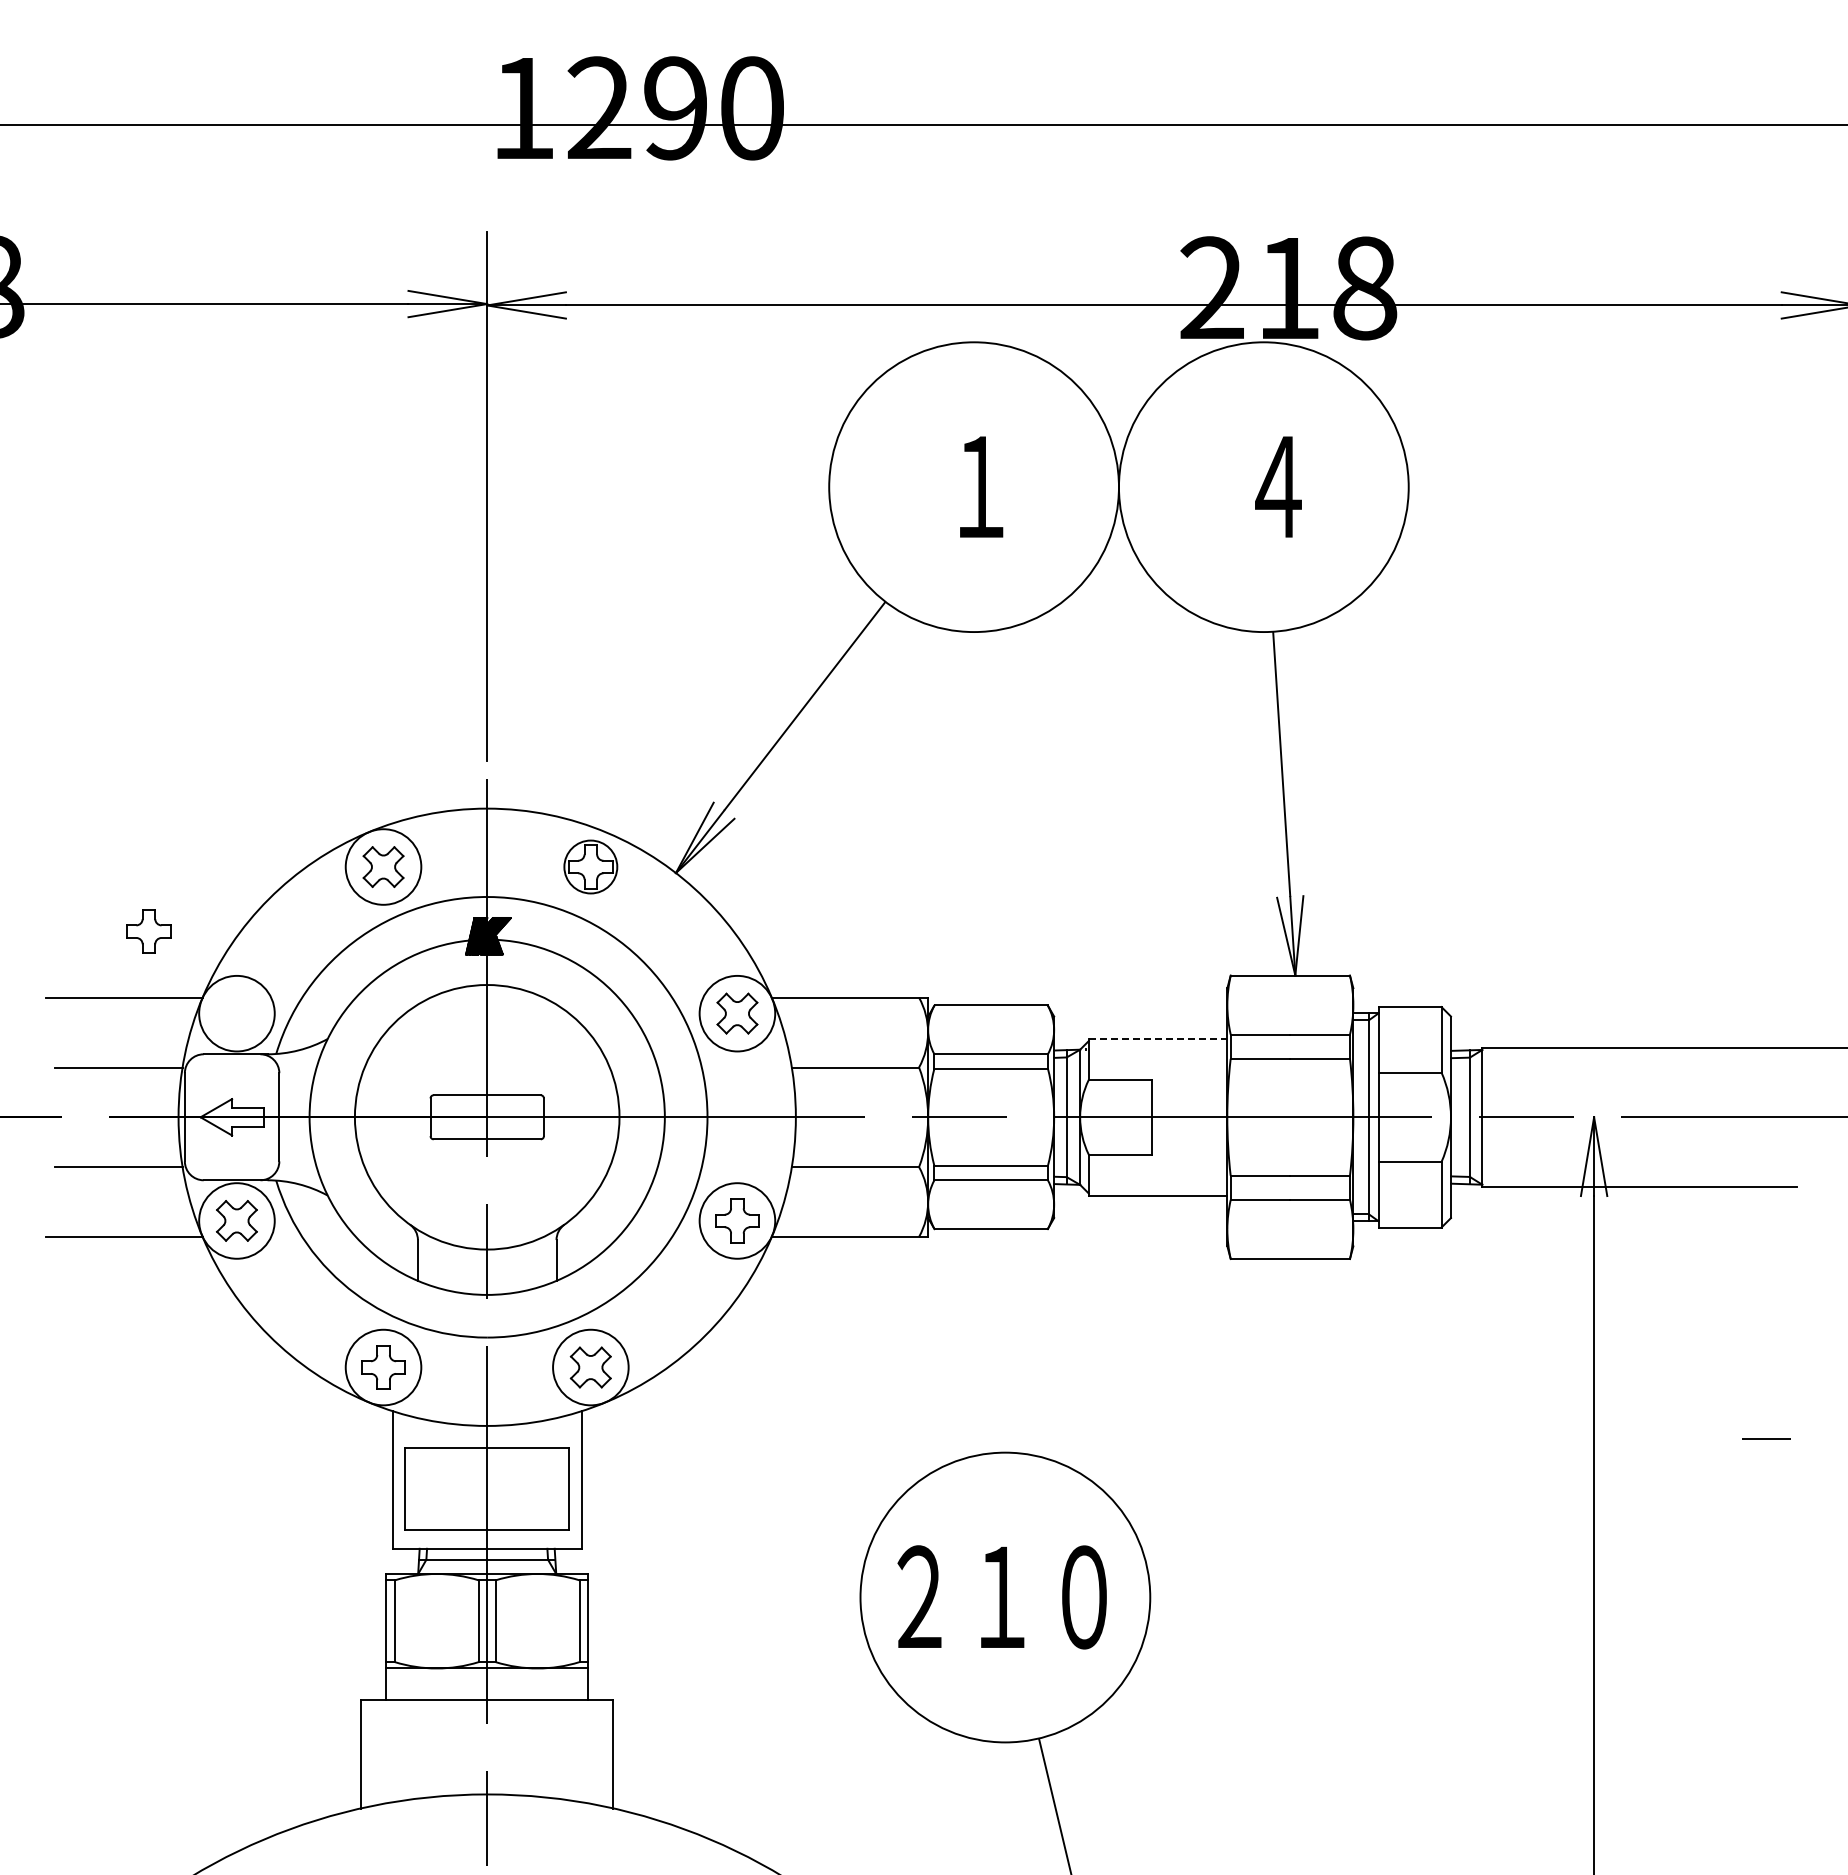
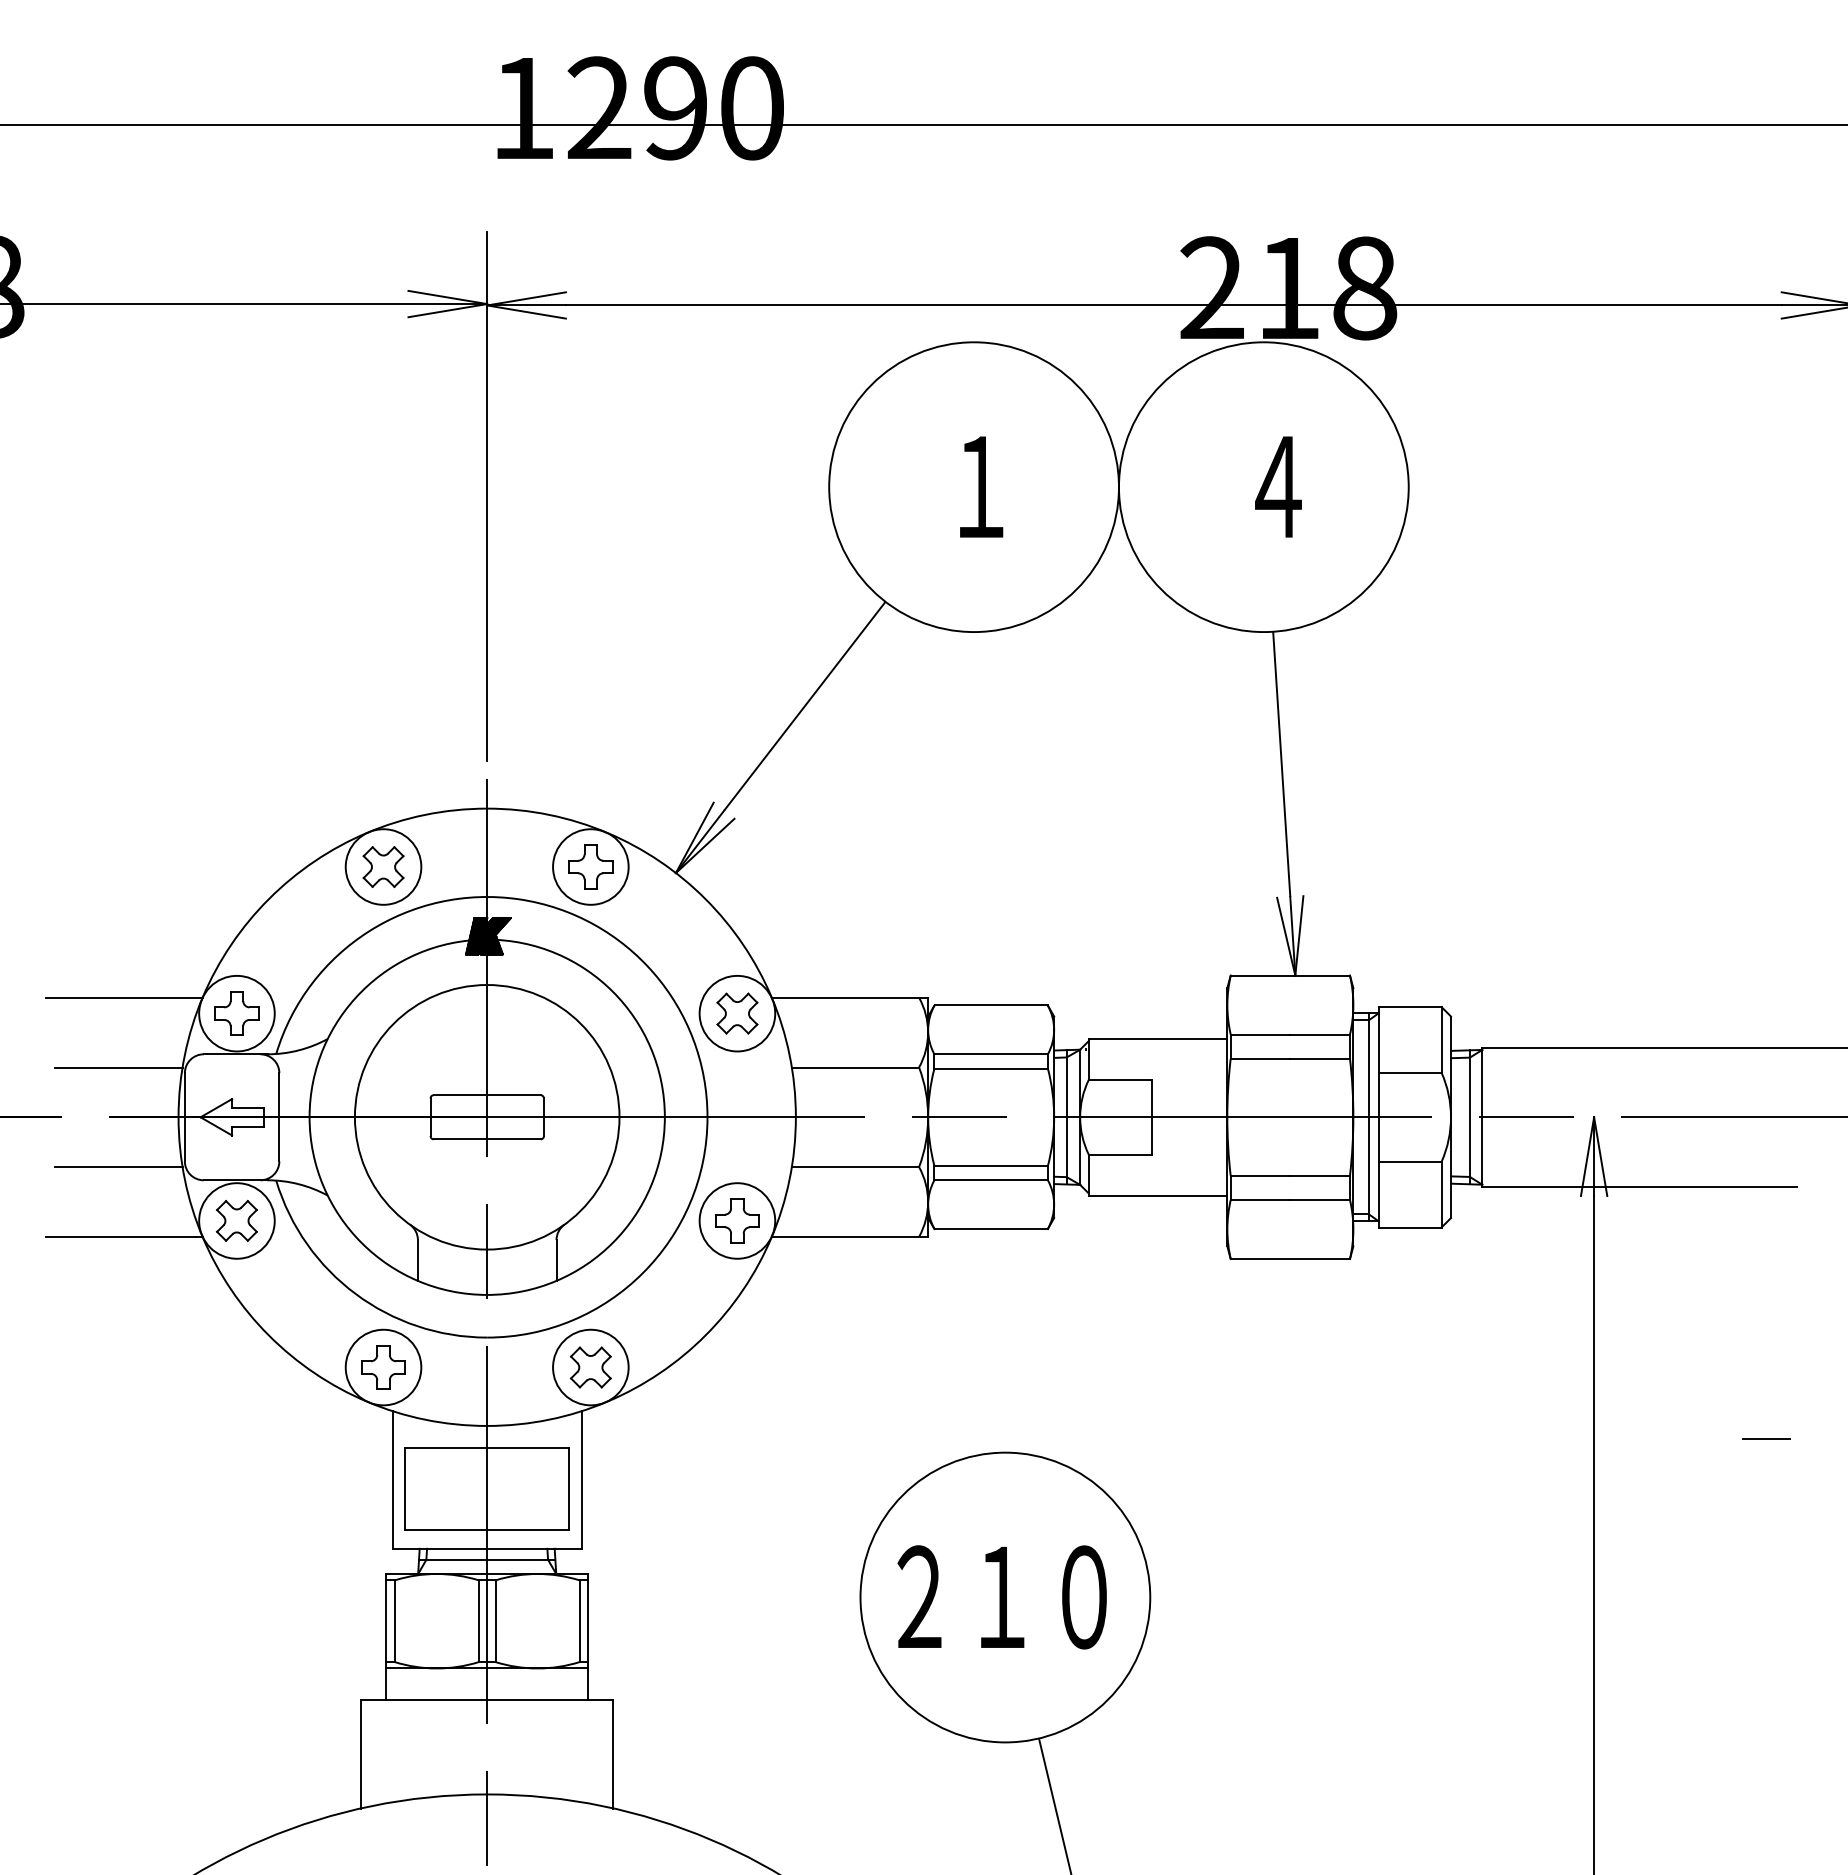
circle diameter: 53 px -> 76 px (590, 866)
part position: (148, 931) -> (236, 1013) (236, 1013)
line: dashed -> solid (1158, 1038)
